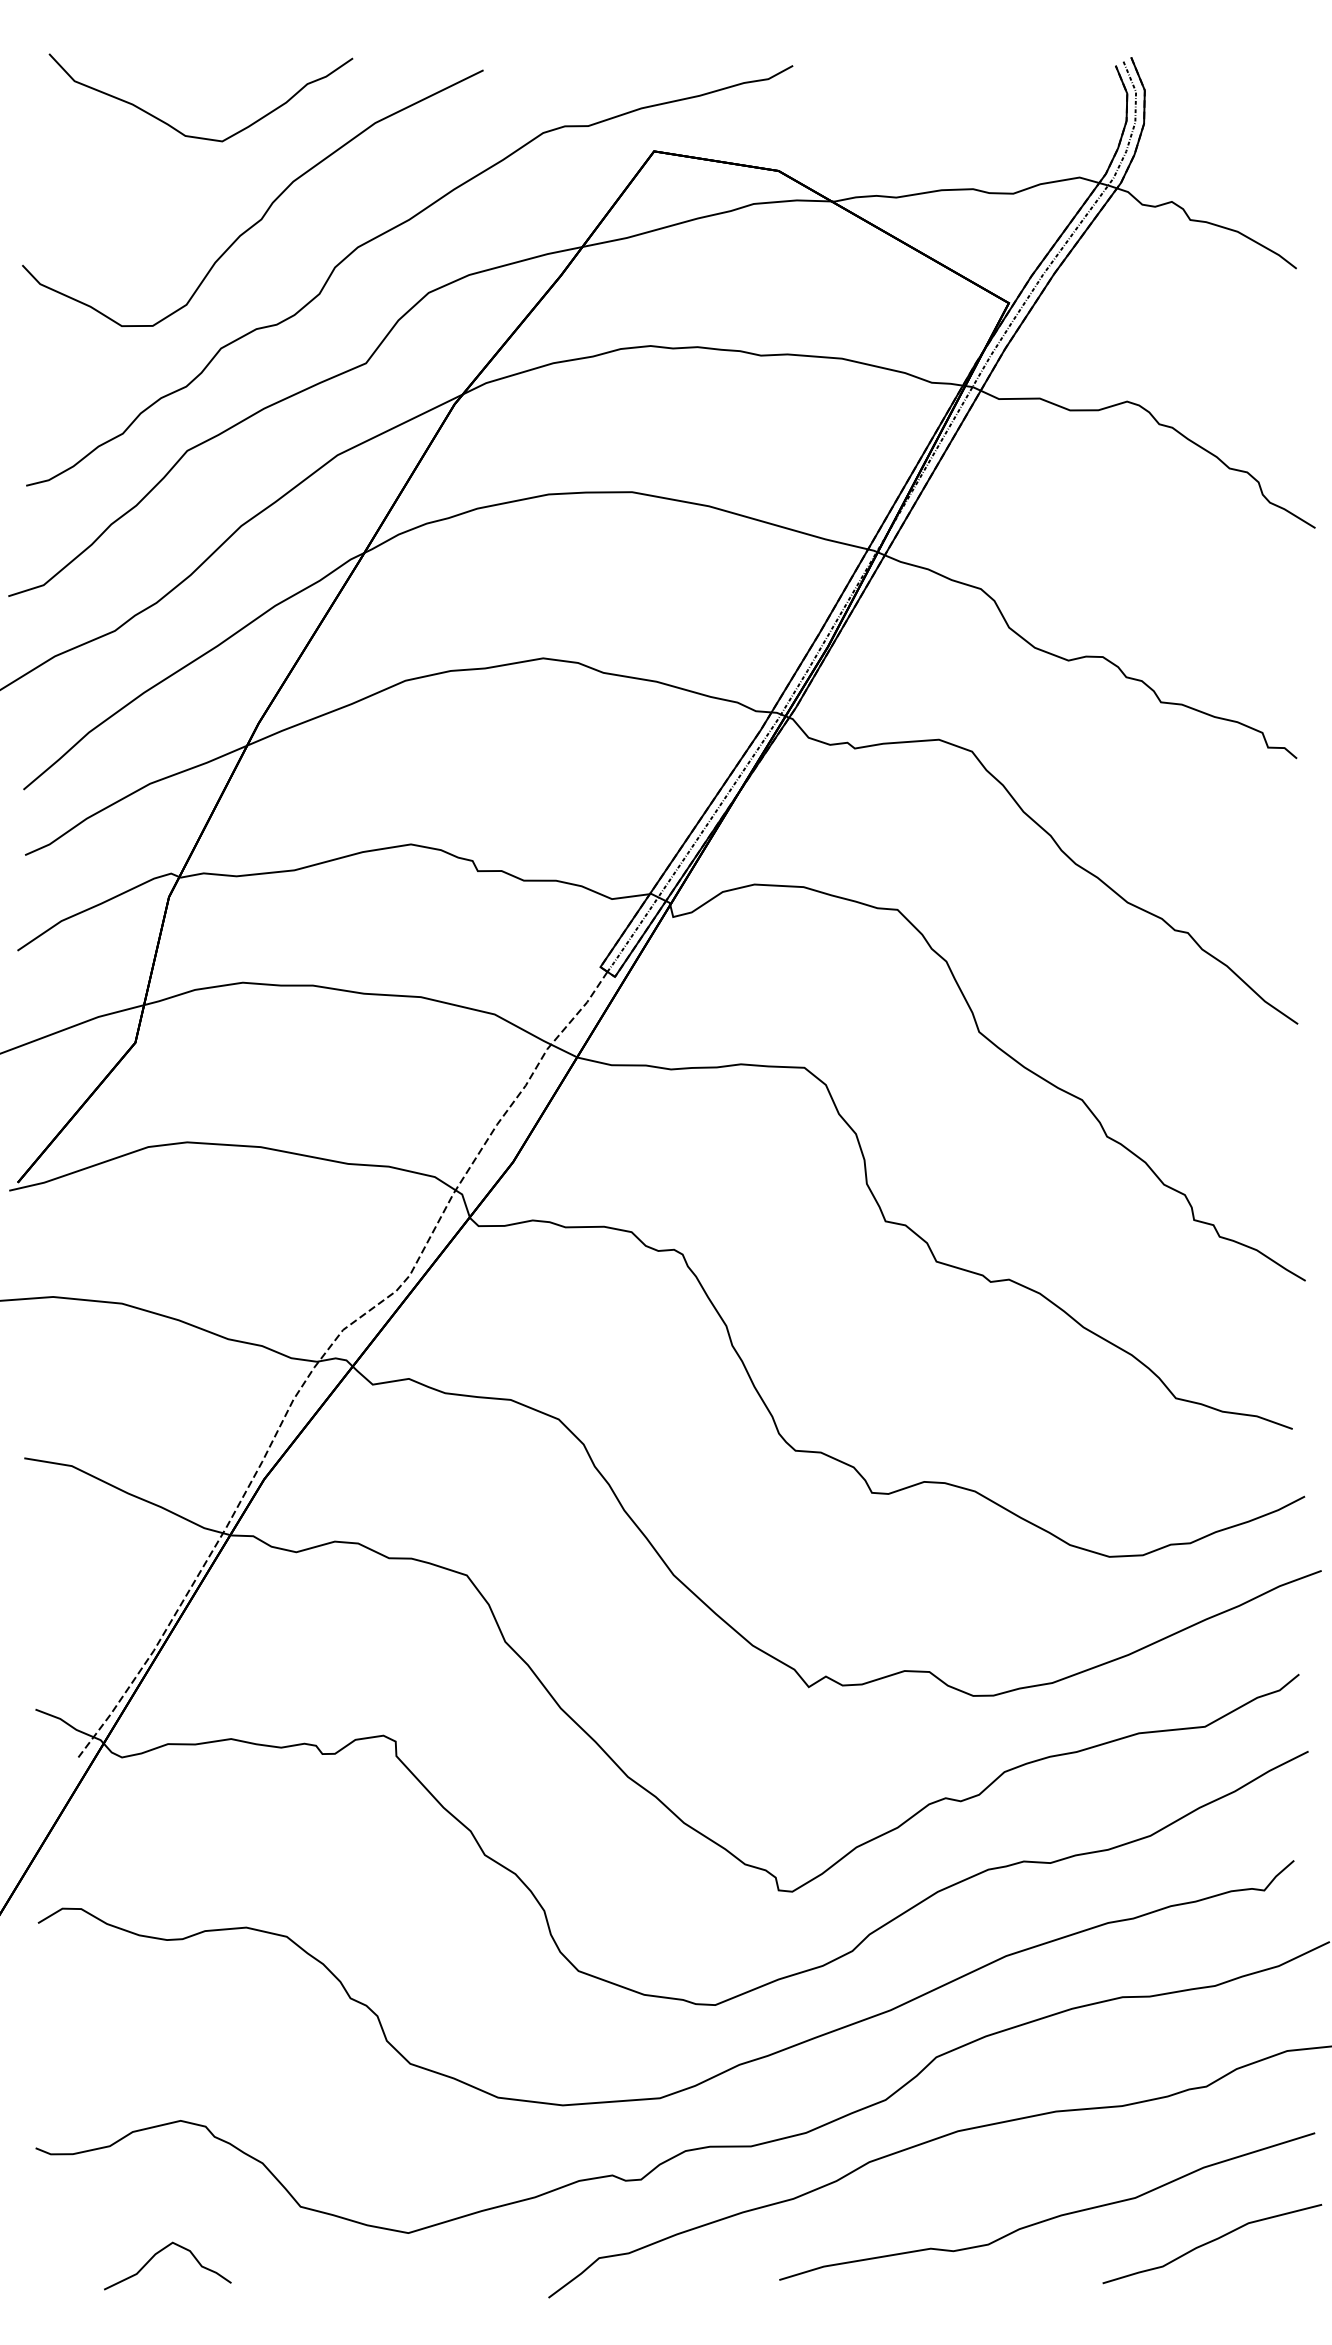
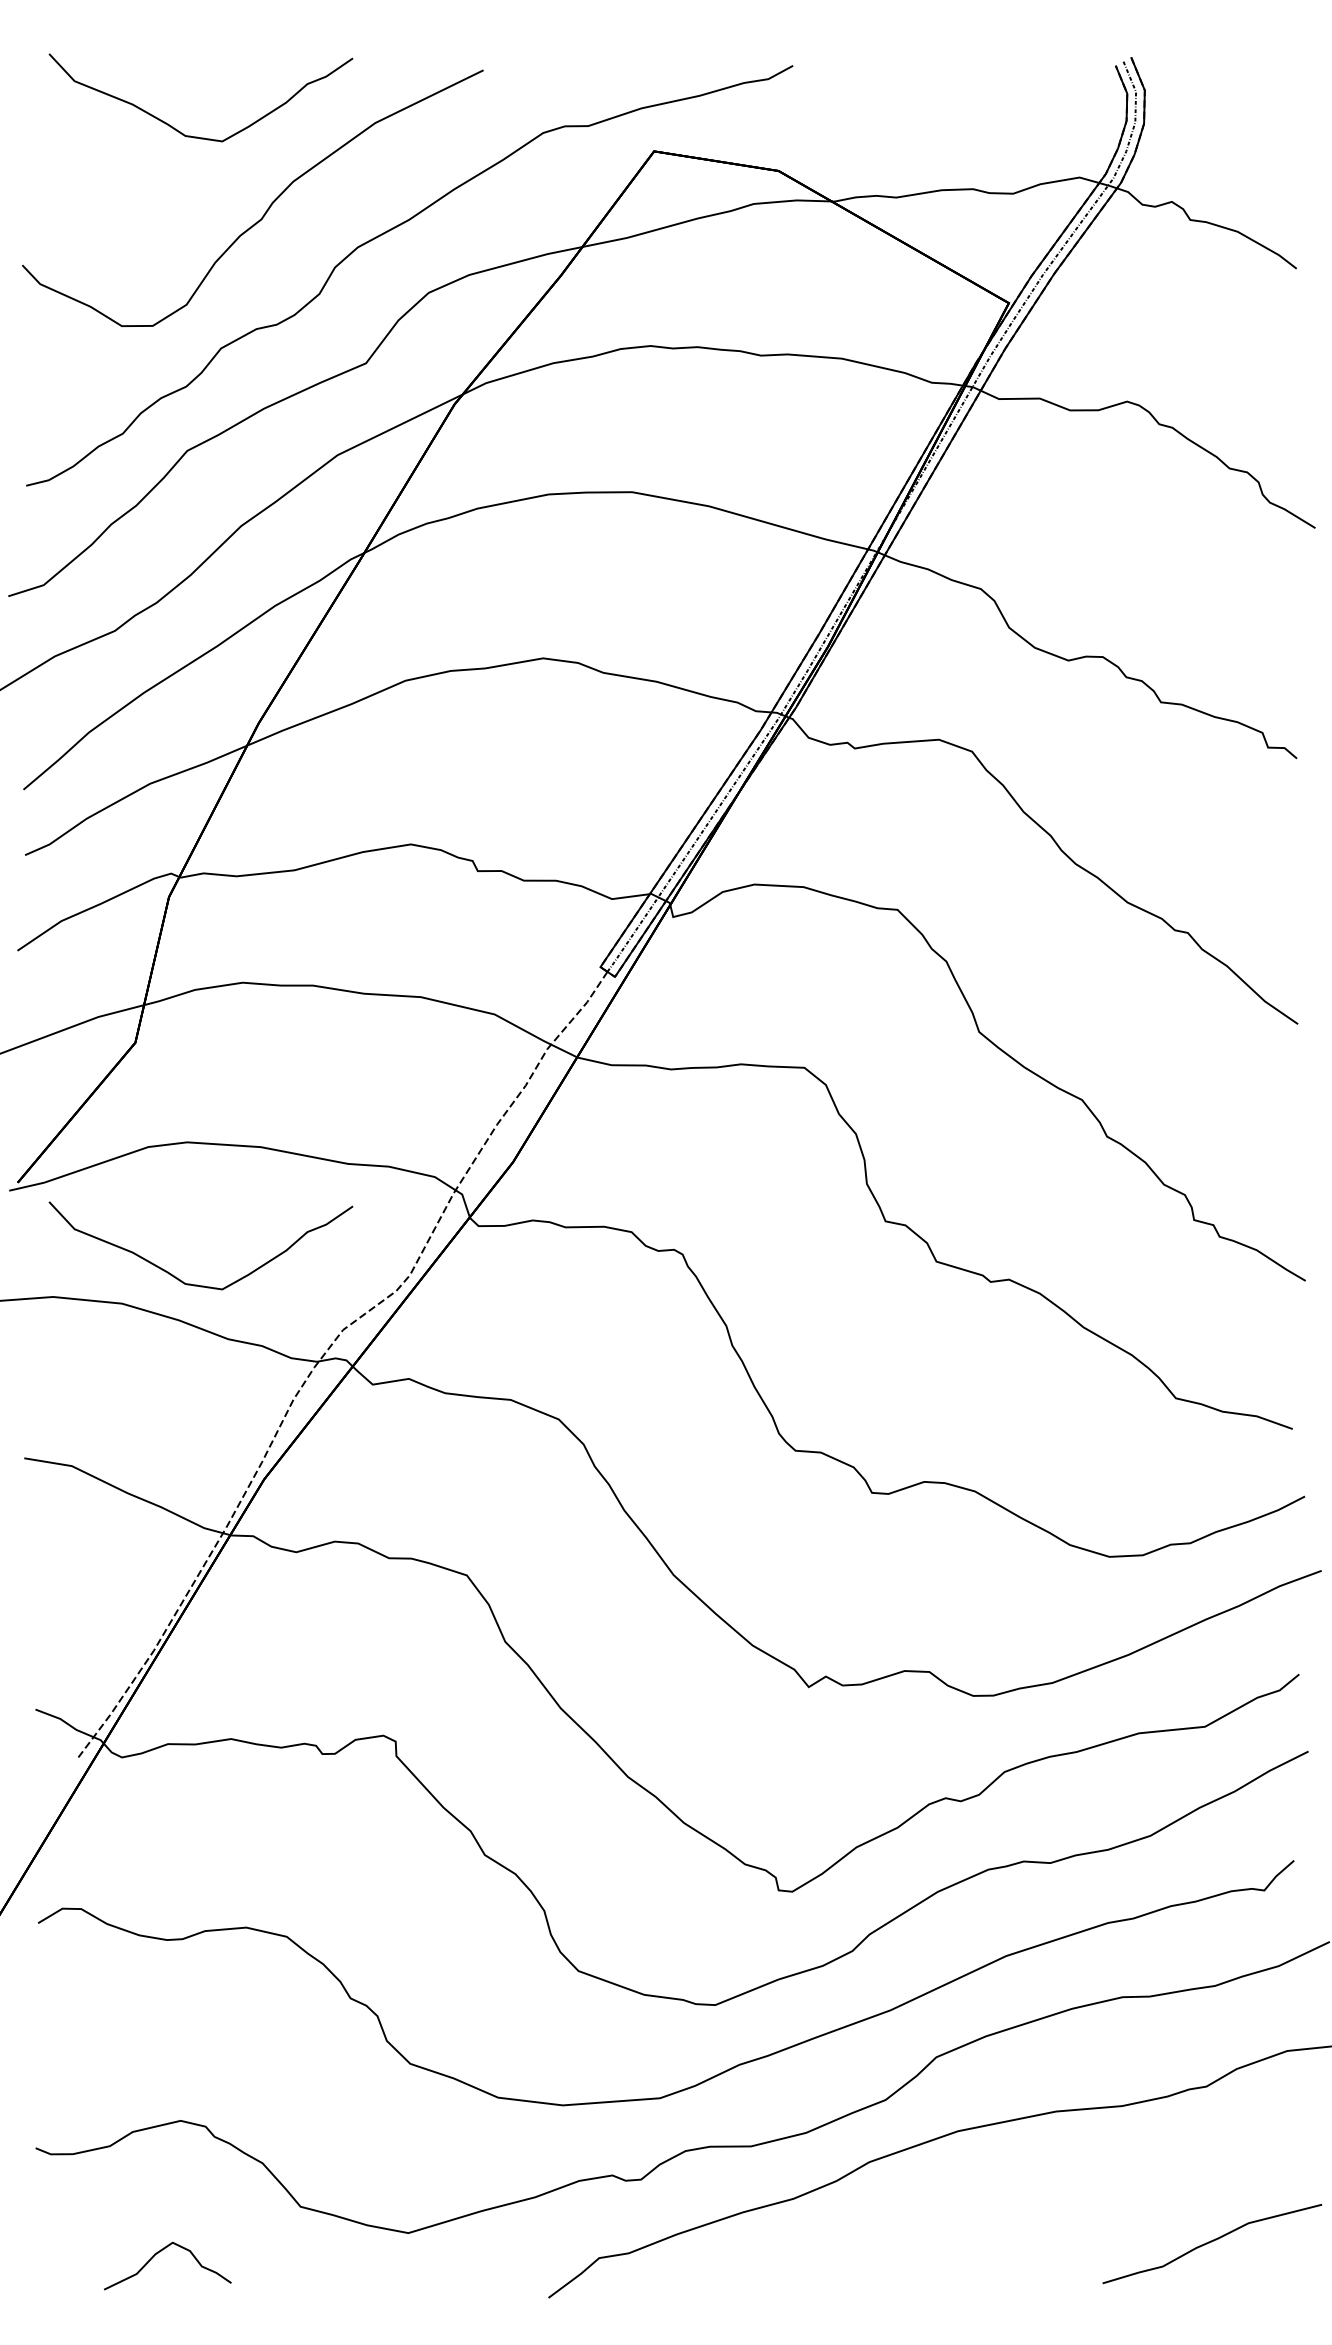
curve: none -> present (197, 1284)
curve: present -> none (1051, 2217)
